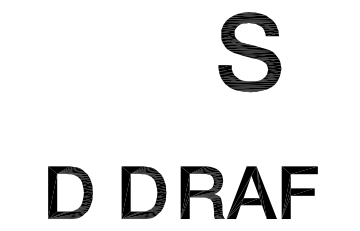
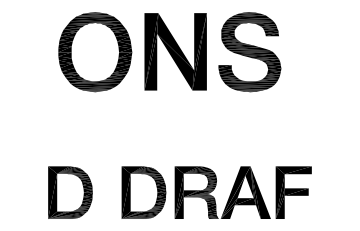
part: none -> present (175, 51)
part: none -> present (95, 52)
part position: (248, 192) -> (242, 192) (242, 192)
